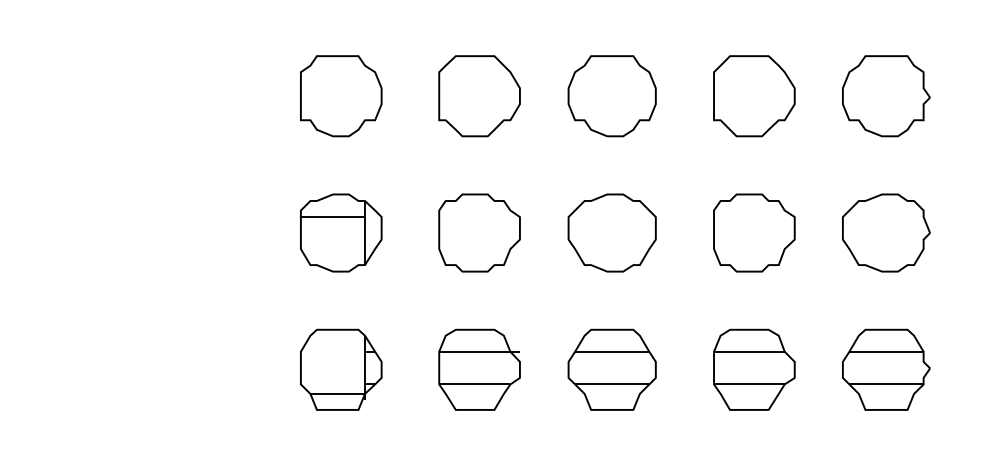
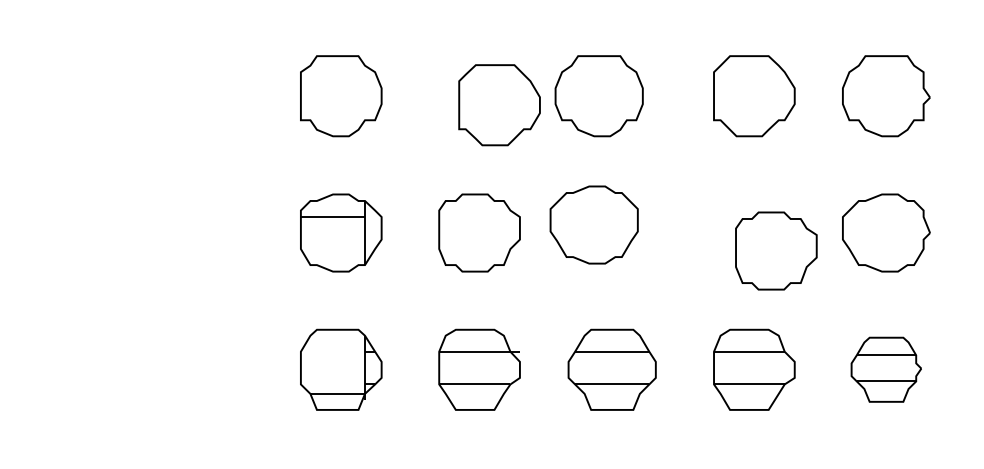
part position: (479, 96) -> (499, 105) (499, 105)
part position: (611, 96) -> (598, 96) (598, 96)
part position: (611, 232) -> (593, 224) (593, 224)
part position: (754, 232) -> (776, 250) (776, 250)
part size: 89x83 px -> 72x67 px (885, 369)
